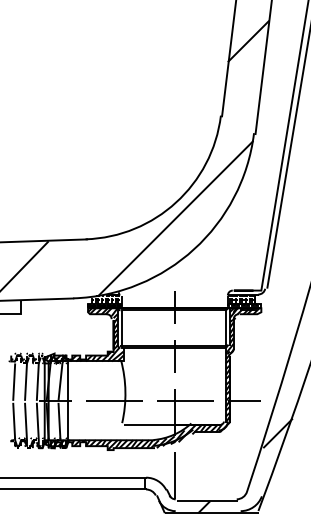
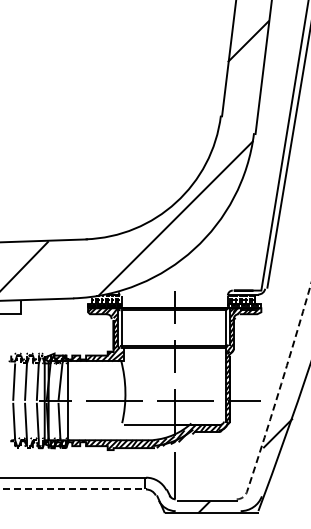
line: solid -> dashed (276, 398)
line: solid -> dashed (74, 489)
